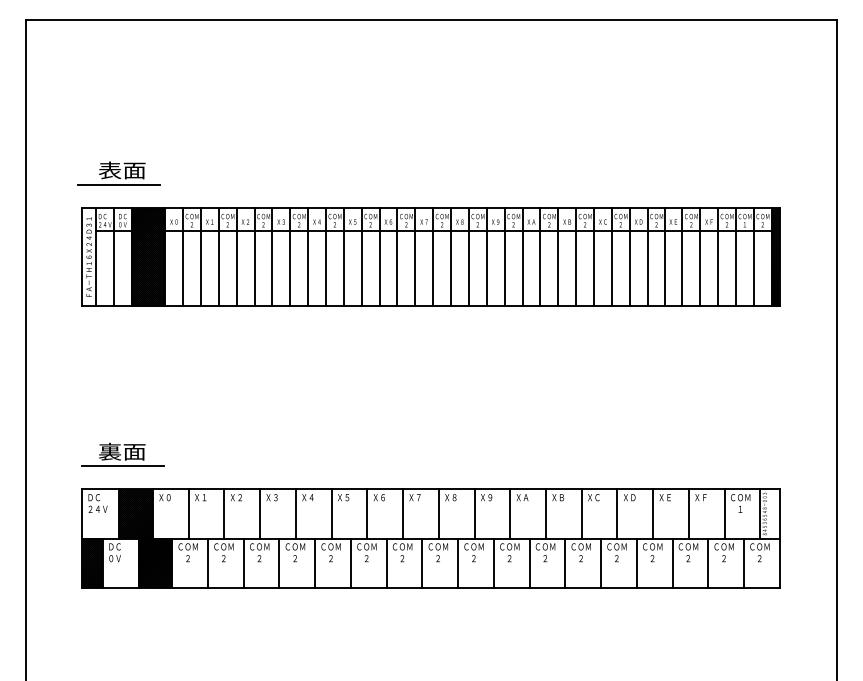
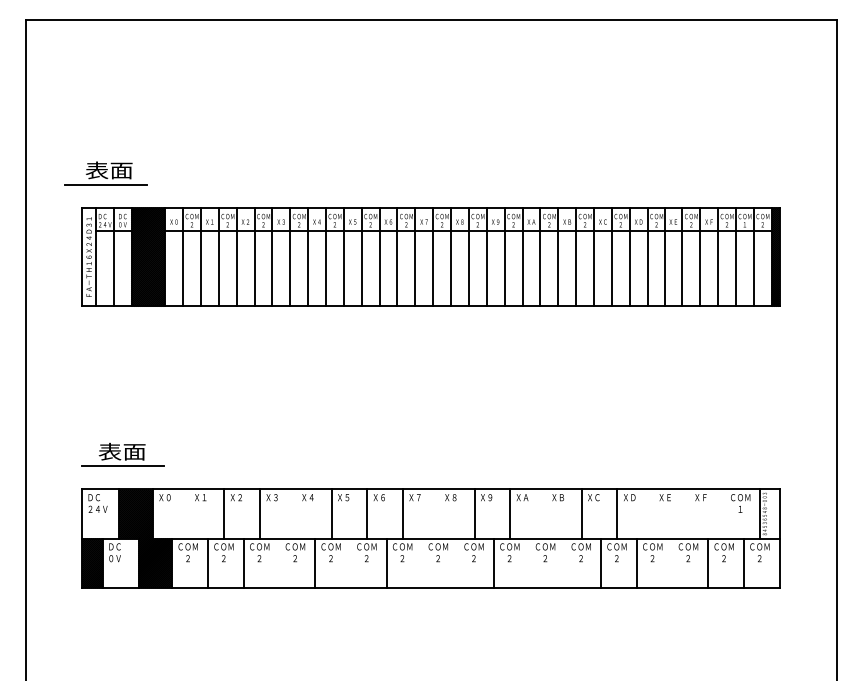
part position: (118, 173) -> (105, 173) (105, 173)
text: 裏面 -> 表面 (109, 452)
line: present -> none (188, 513)
line: present -> none (295, 513)
line: present -> none (438, 513)
line: present -> none (546, 513)
line: present -> none (653, 513)
line: present -> none (688, 513)
line: present -> none (724, 513)
line: present -> none (279, 562)
line: present -> none (350, 562)
line: present -> none (422, 562)
line: present -> none (458, 562)
line: present -> none (529, 562)
line: present -> none (565, 562)
line: present -> none (672, 562)
